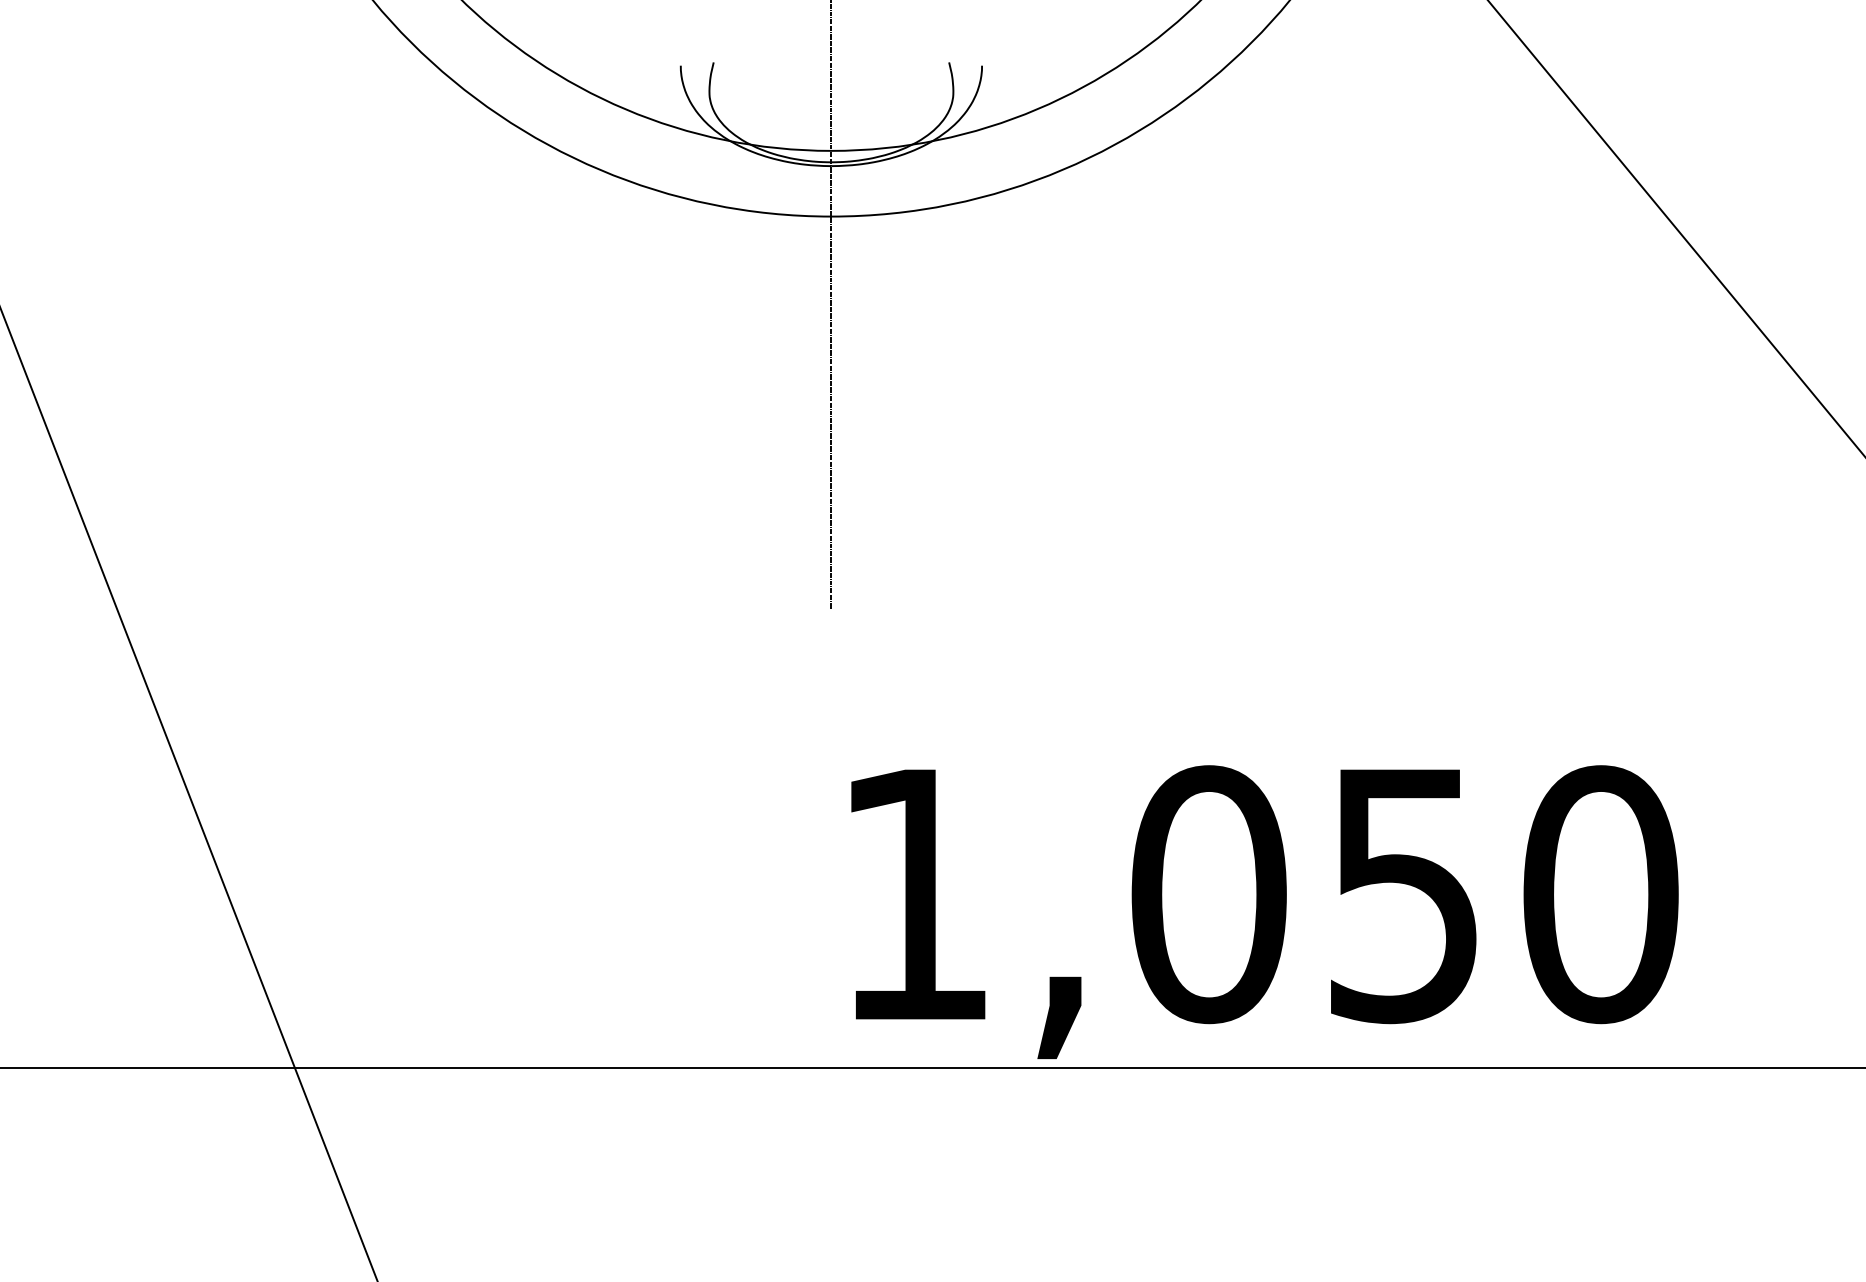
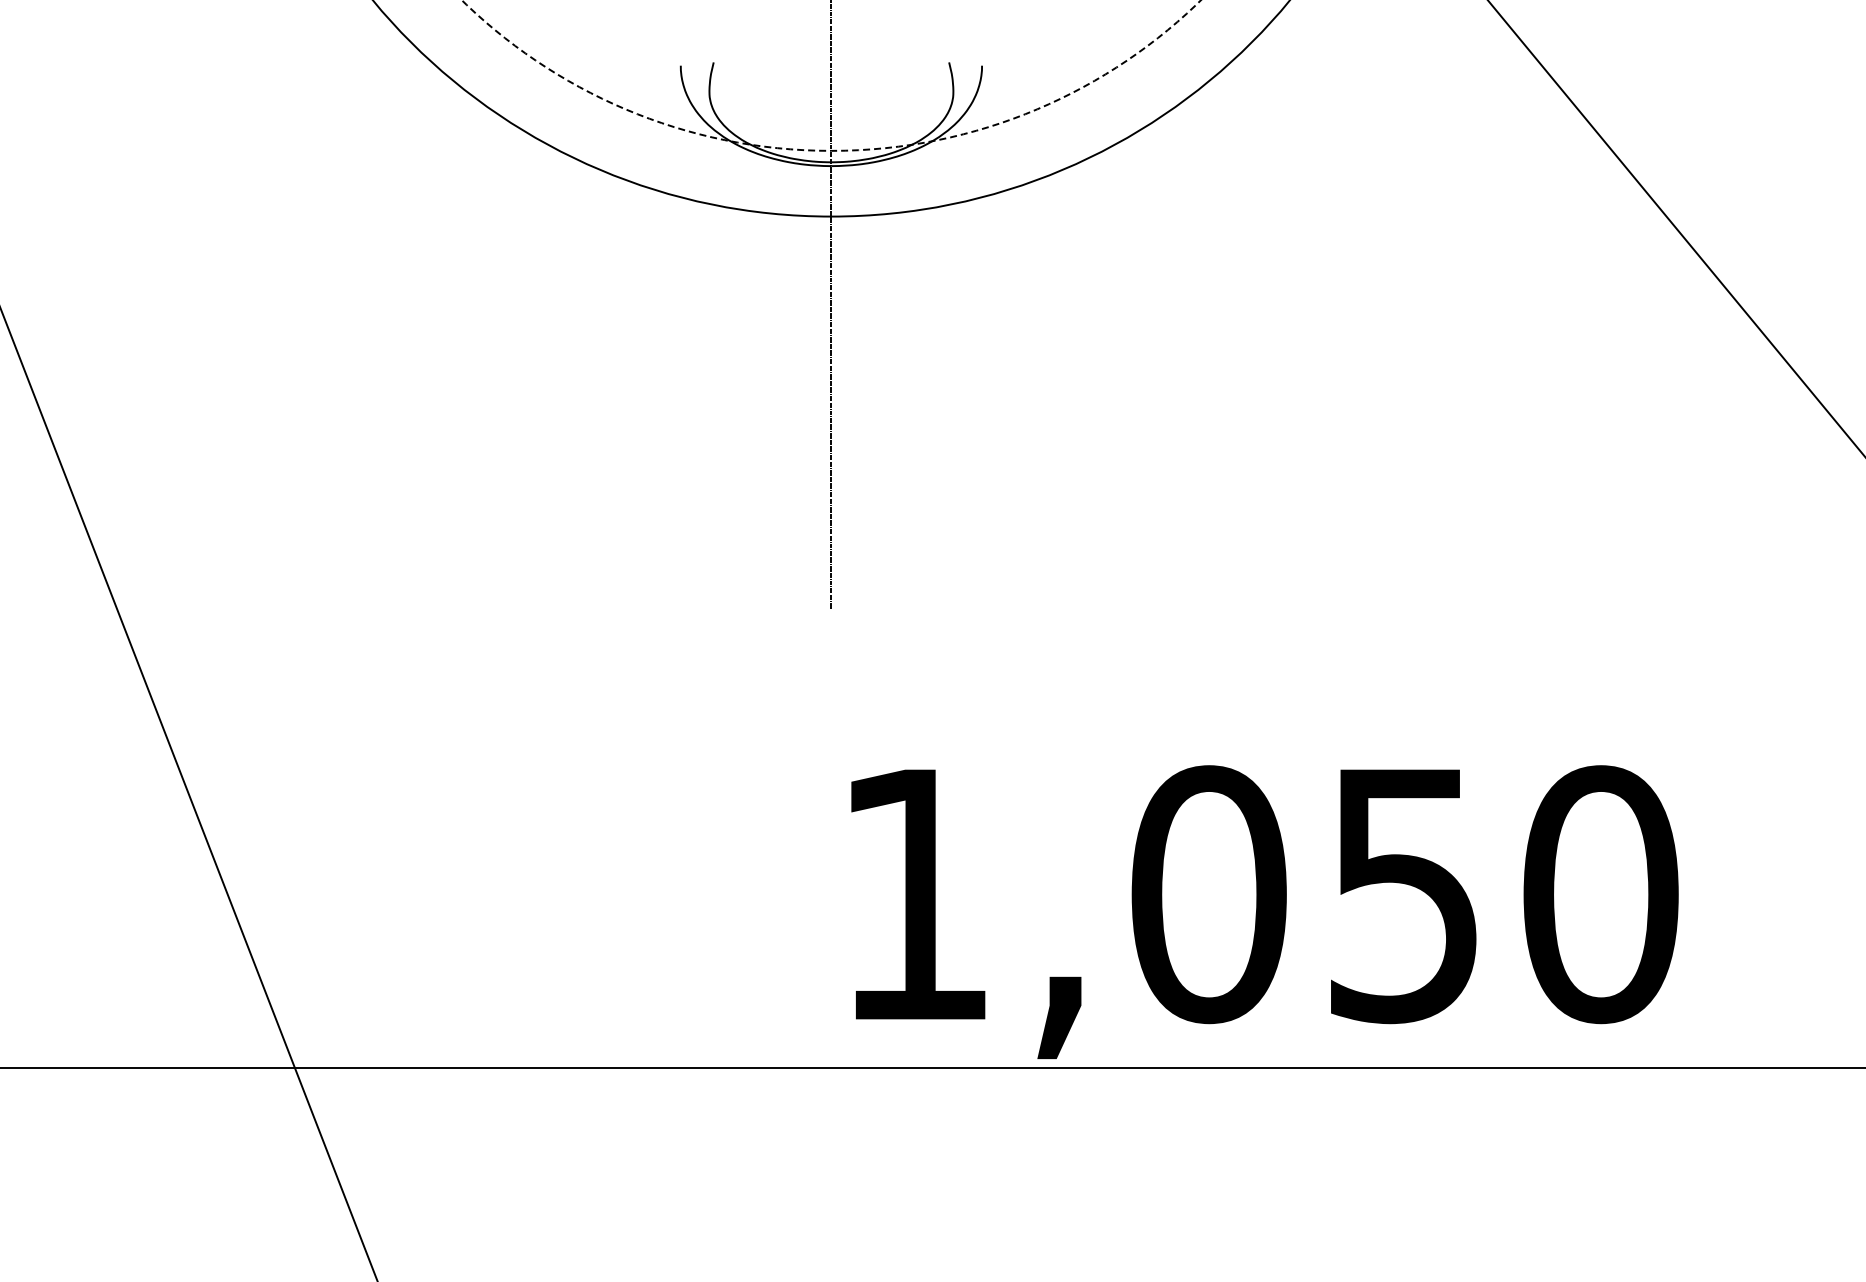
circle: solid -> dashed (831, 75)
